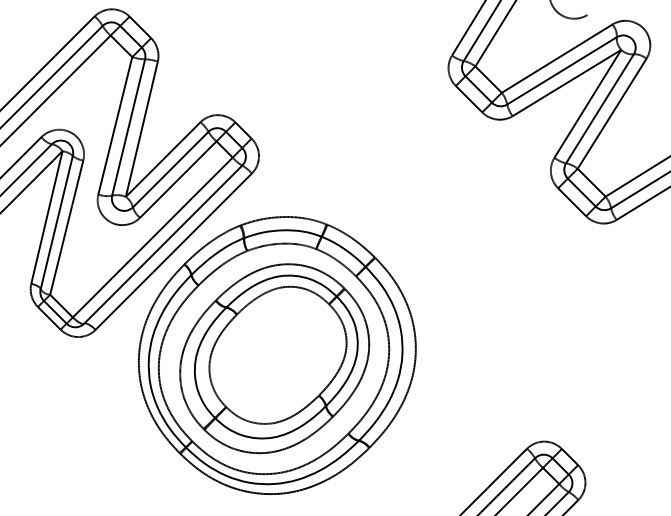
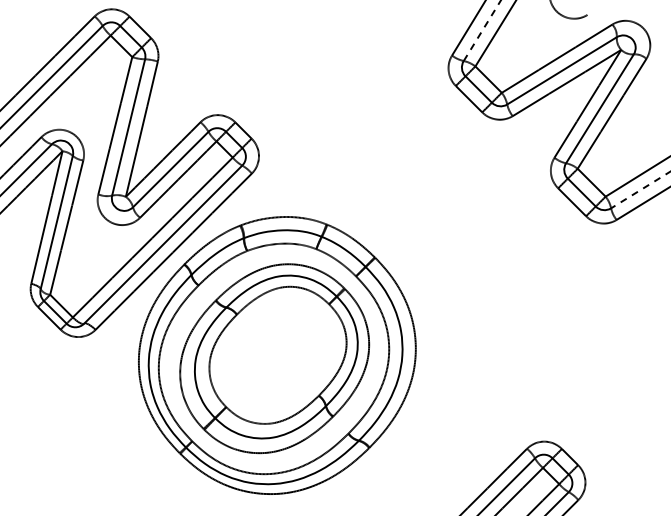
line: solid -> dashed (482, 30)
line: solid -> dashed (640, 189)
